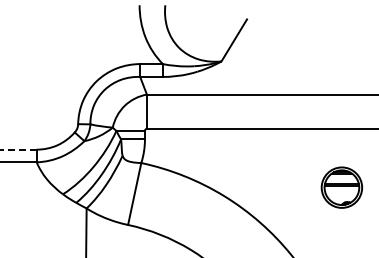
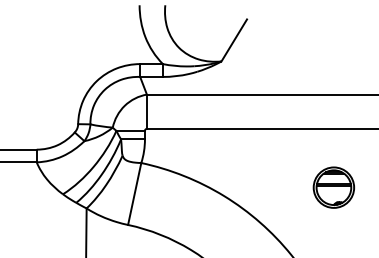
line: dashed -> solid (18, 149)
part position: (341, 187) -> (333, 187) (333, 187)
